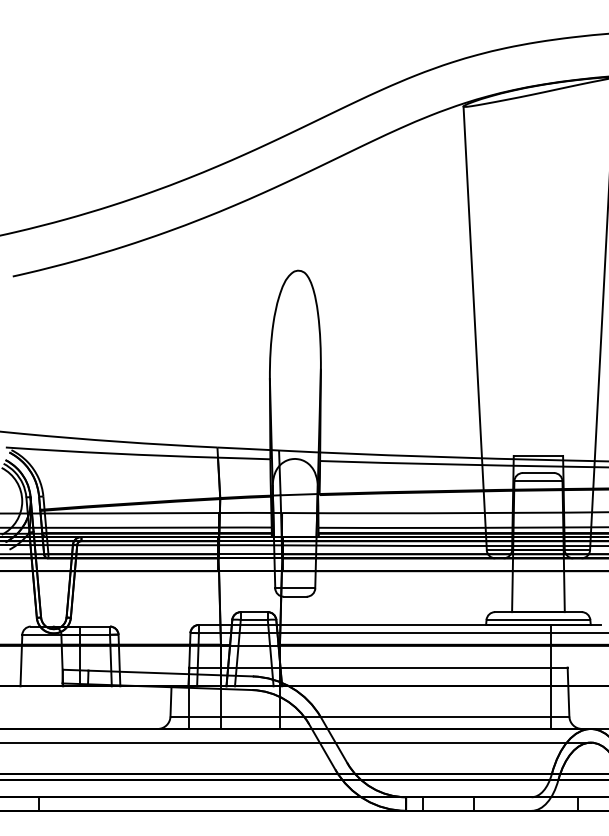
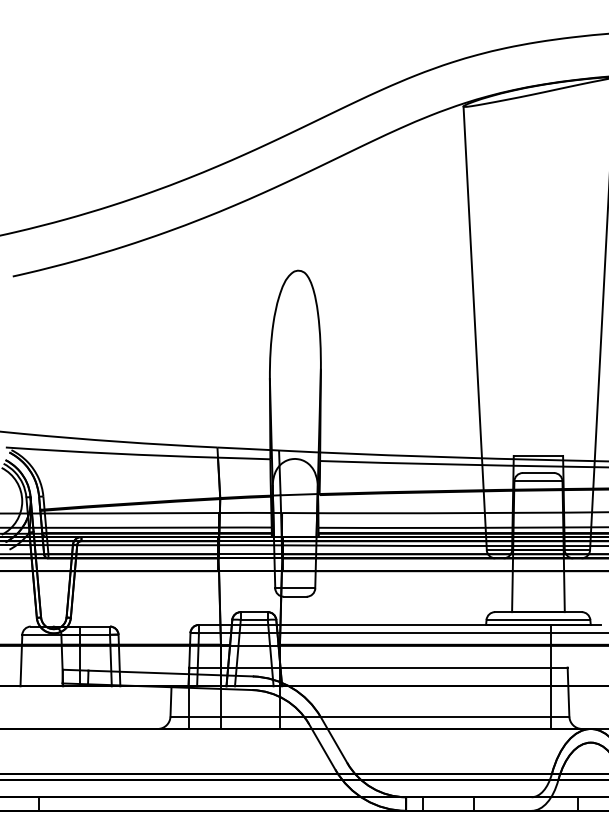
line: present -> none (296, 742)
